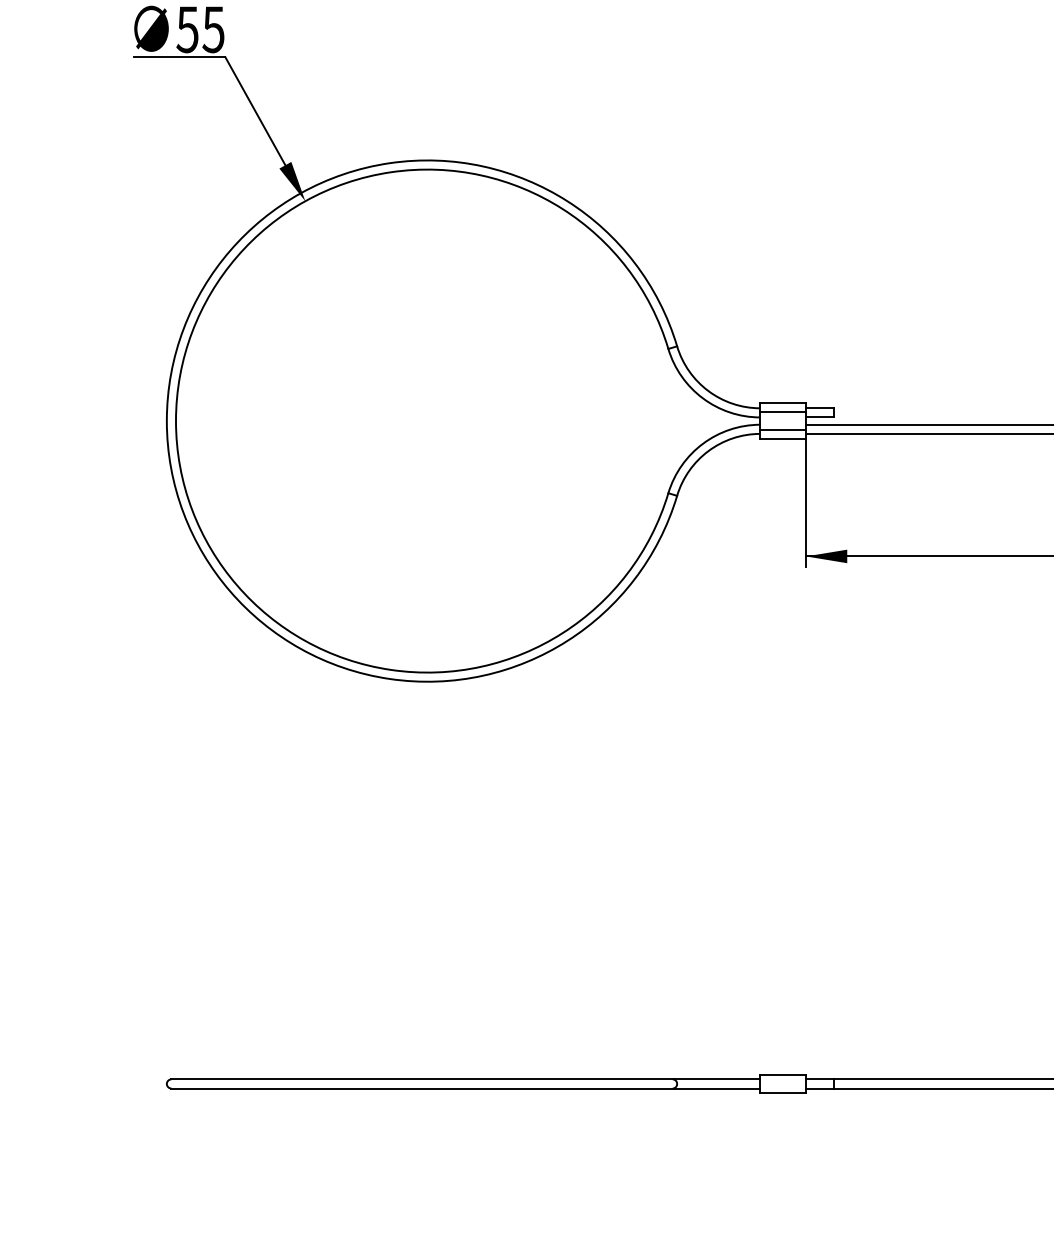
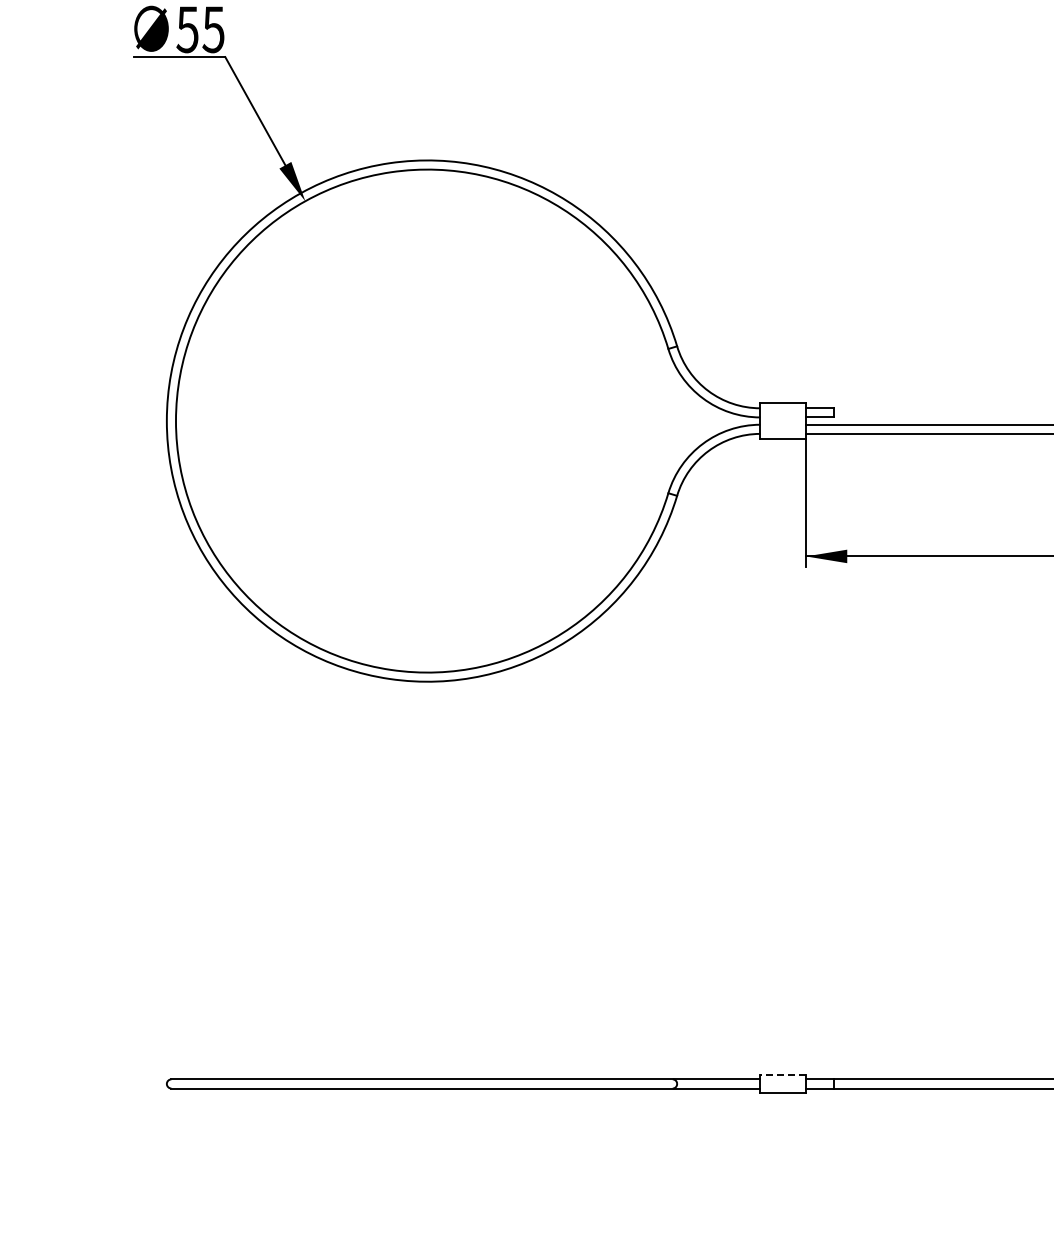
line: present -> none (783, 411)
line: present -> none (783, 430)
line: solid -> dashed (783, 1074)
